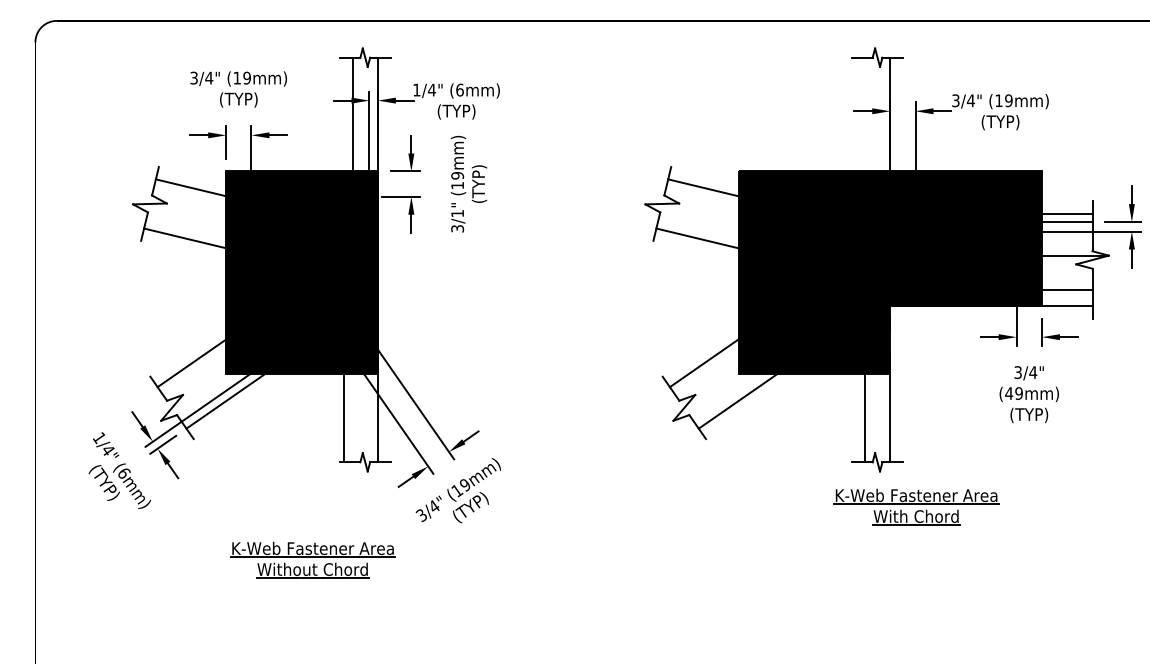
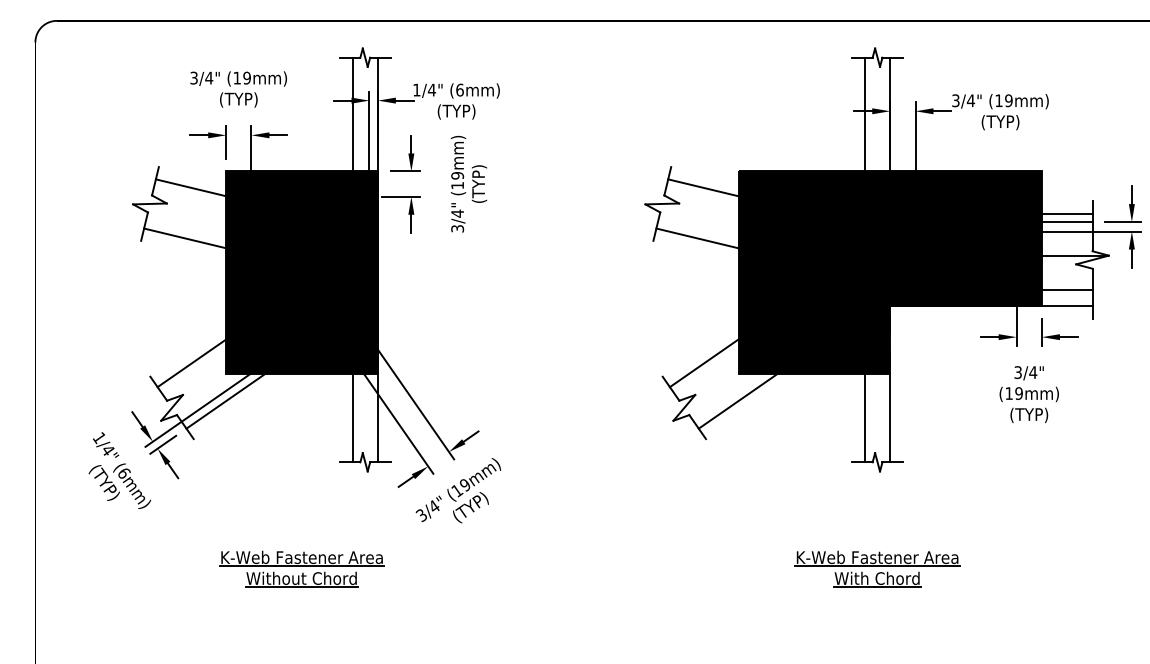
line: none -> present (864, 114)
text: 3/1" -> 3/4" (457, 213)
text: (49mm) -> (19mm) (1009, 393)
line position: (343, 417) -> (352, 417) (352, 417)
part position: (916, 506) -> (877, 568) (877, 568)
part position: (312, 559) -> (301, 568) (301, 568)
